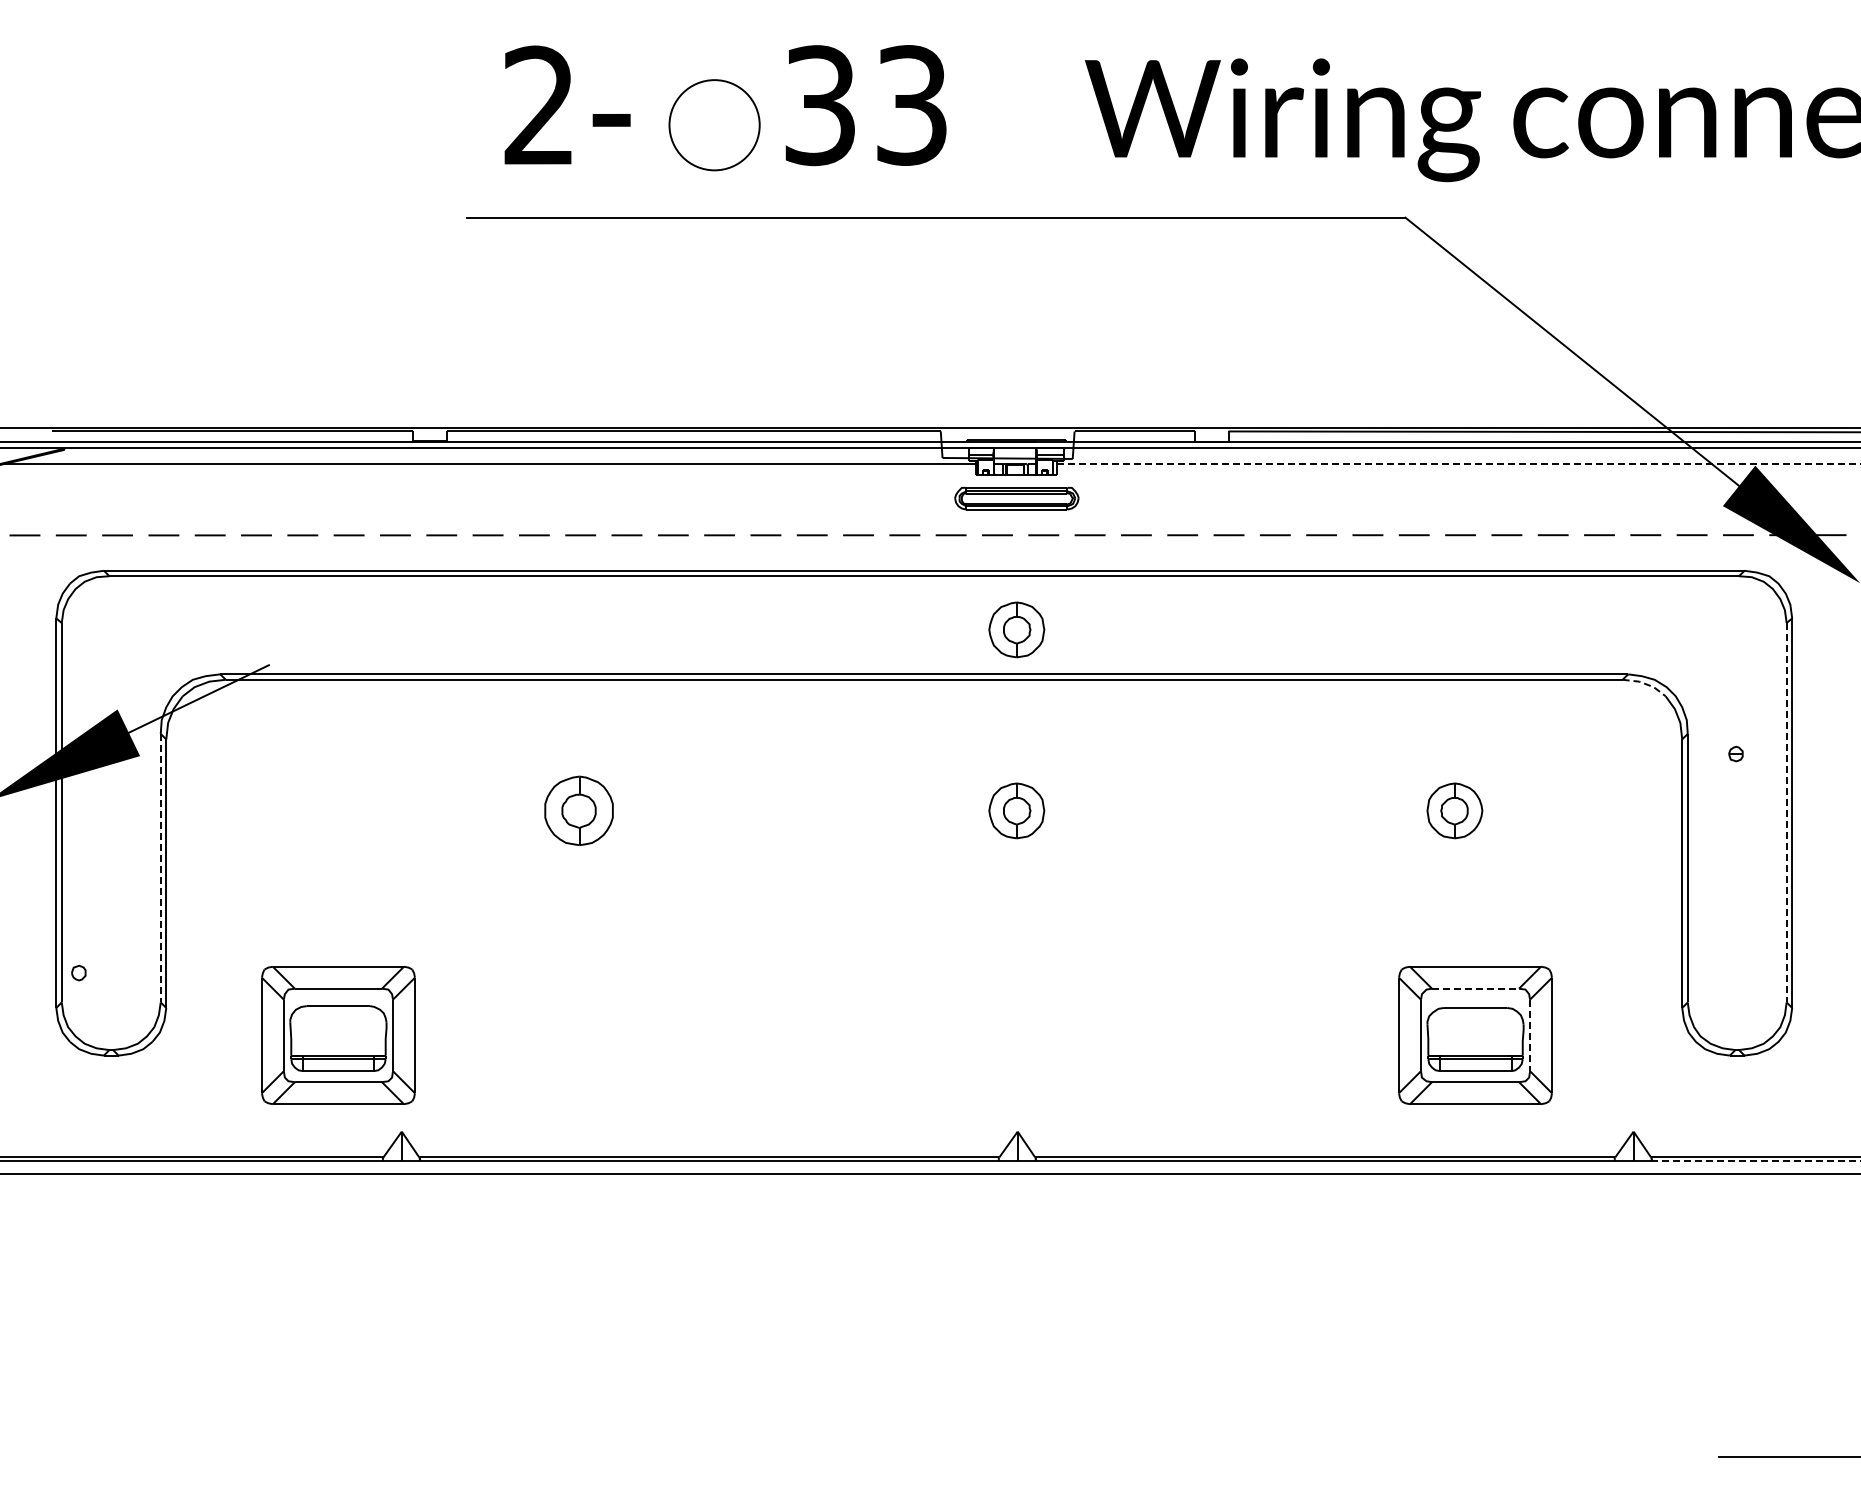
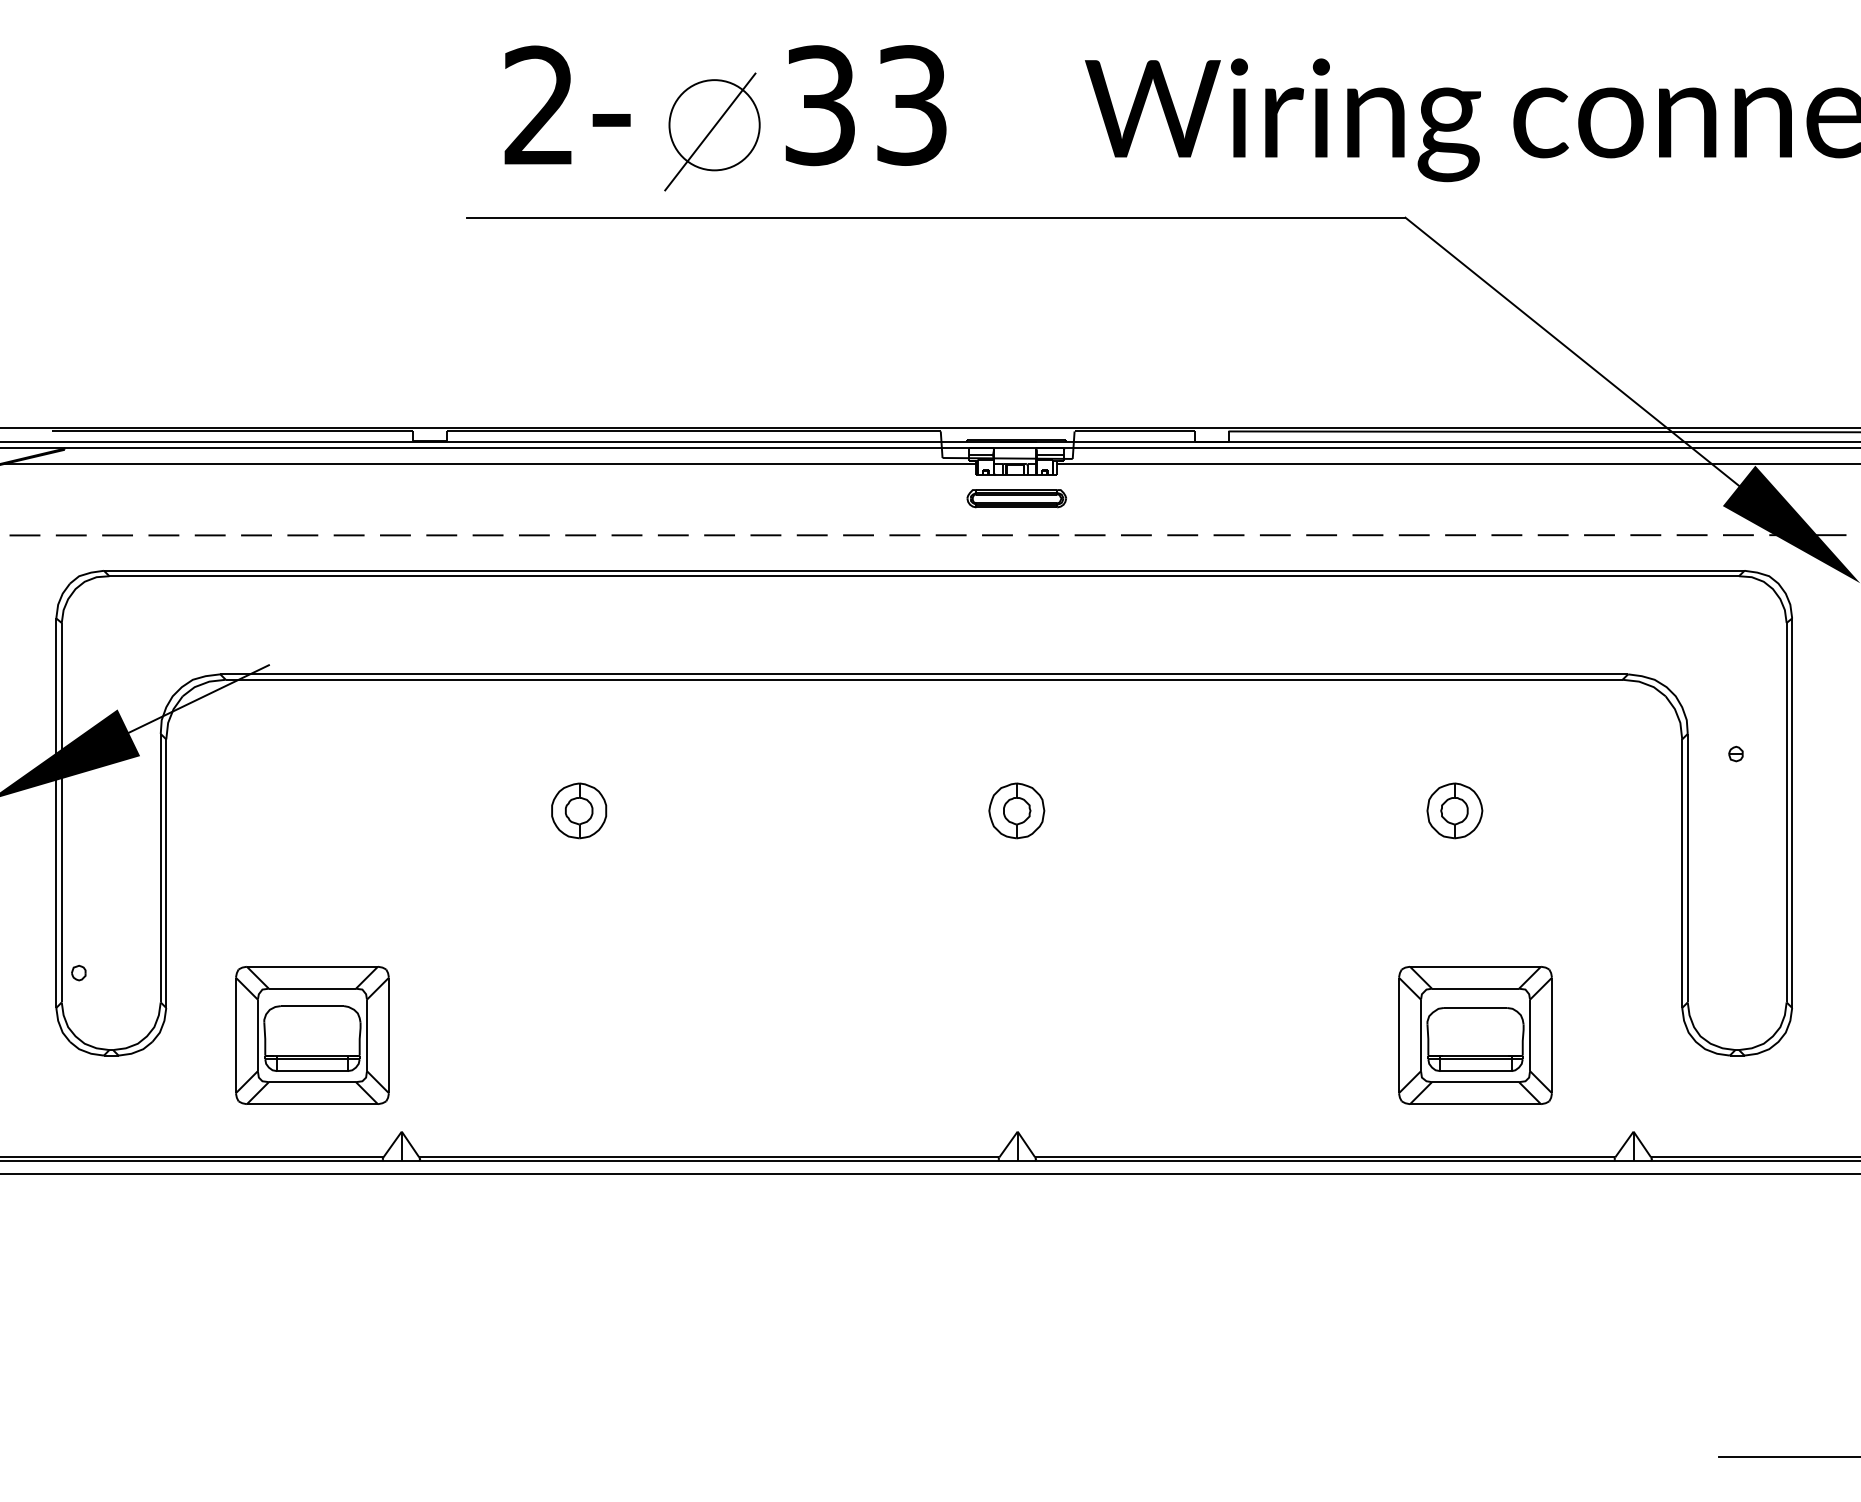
line: none -> present (710, 131)
line: dashed -> solid (1458, 464)
part size: 126x24 px -> 101x20 px (1016, 498)
part: present -> none (1016, 629)
line: dashed -> solid (1645, 684)
part size: 70x71 px -> 57x58 px (579, 810)
line: dashed -> solid (1786, 812)
line: dashed -> solid (160, 868)
line: dashed -> solid (1475, 988)
part position: (338, 1035) -> (312, 1035) (312, 1035)
line: dashed -> solid (1530, 1035)
line: dashed -> solid (1755, 1161)
